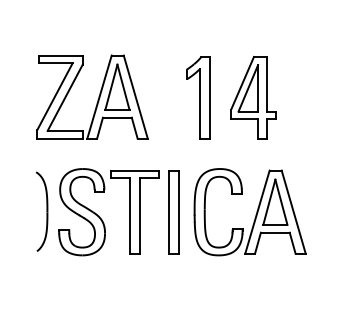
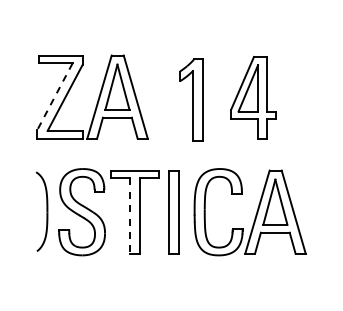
line: solid -> dashed (54, 96)
part position: (198, 97) -> (191, 99) (191, 99)
line: solid -> dashed (130, 216)
